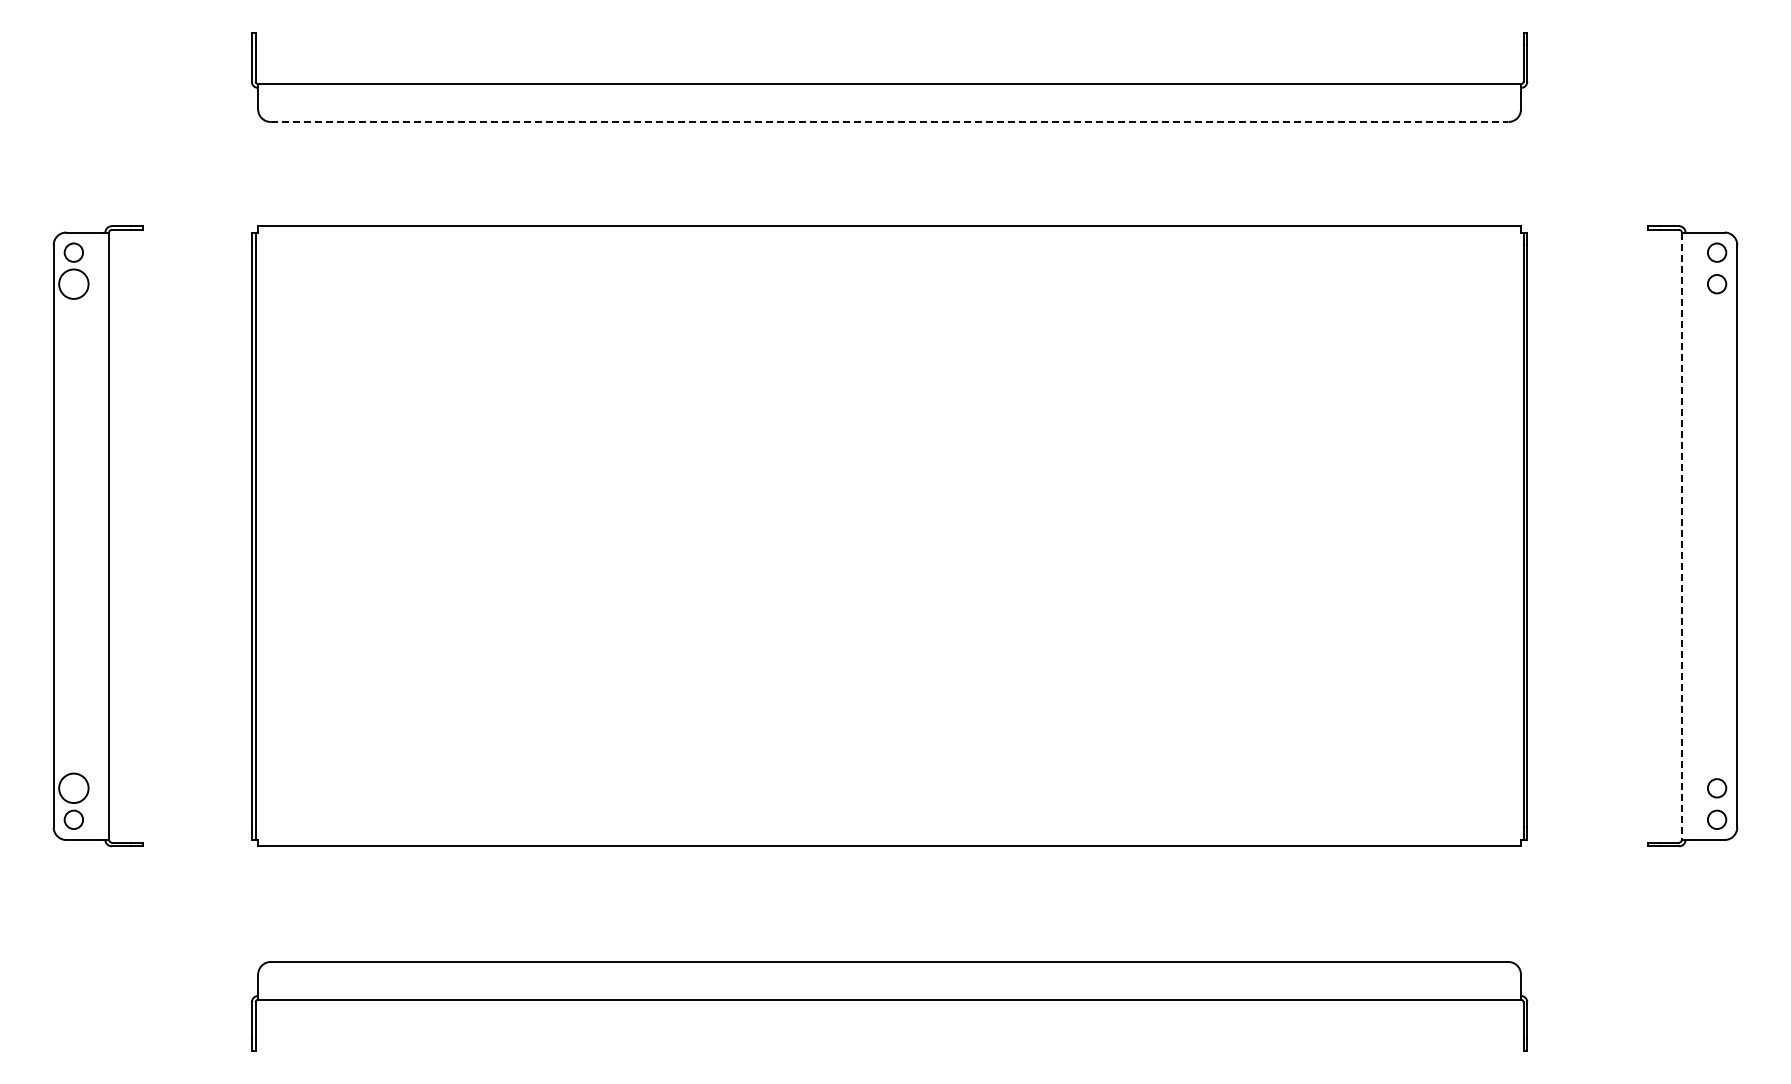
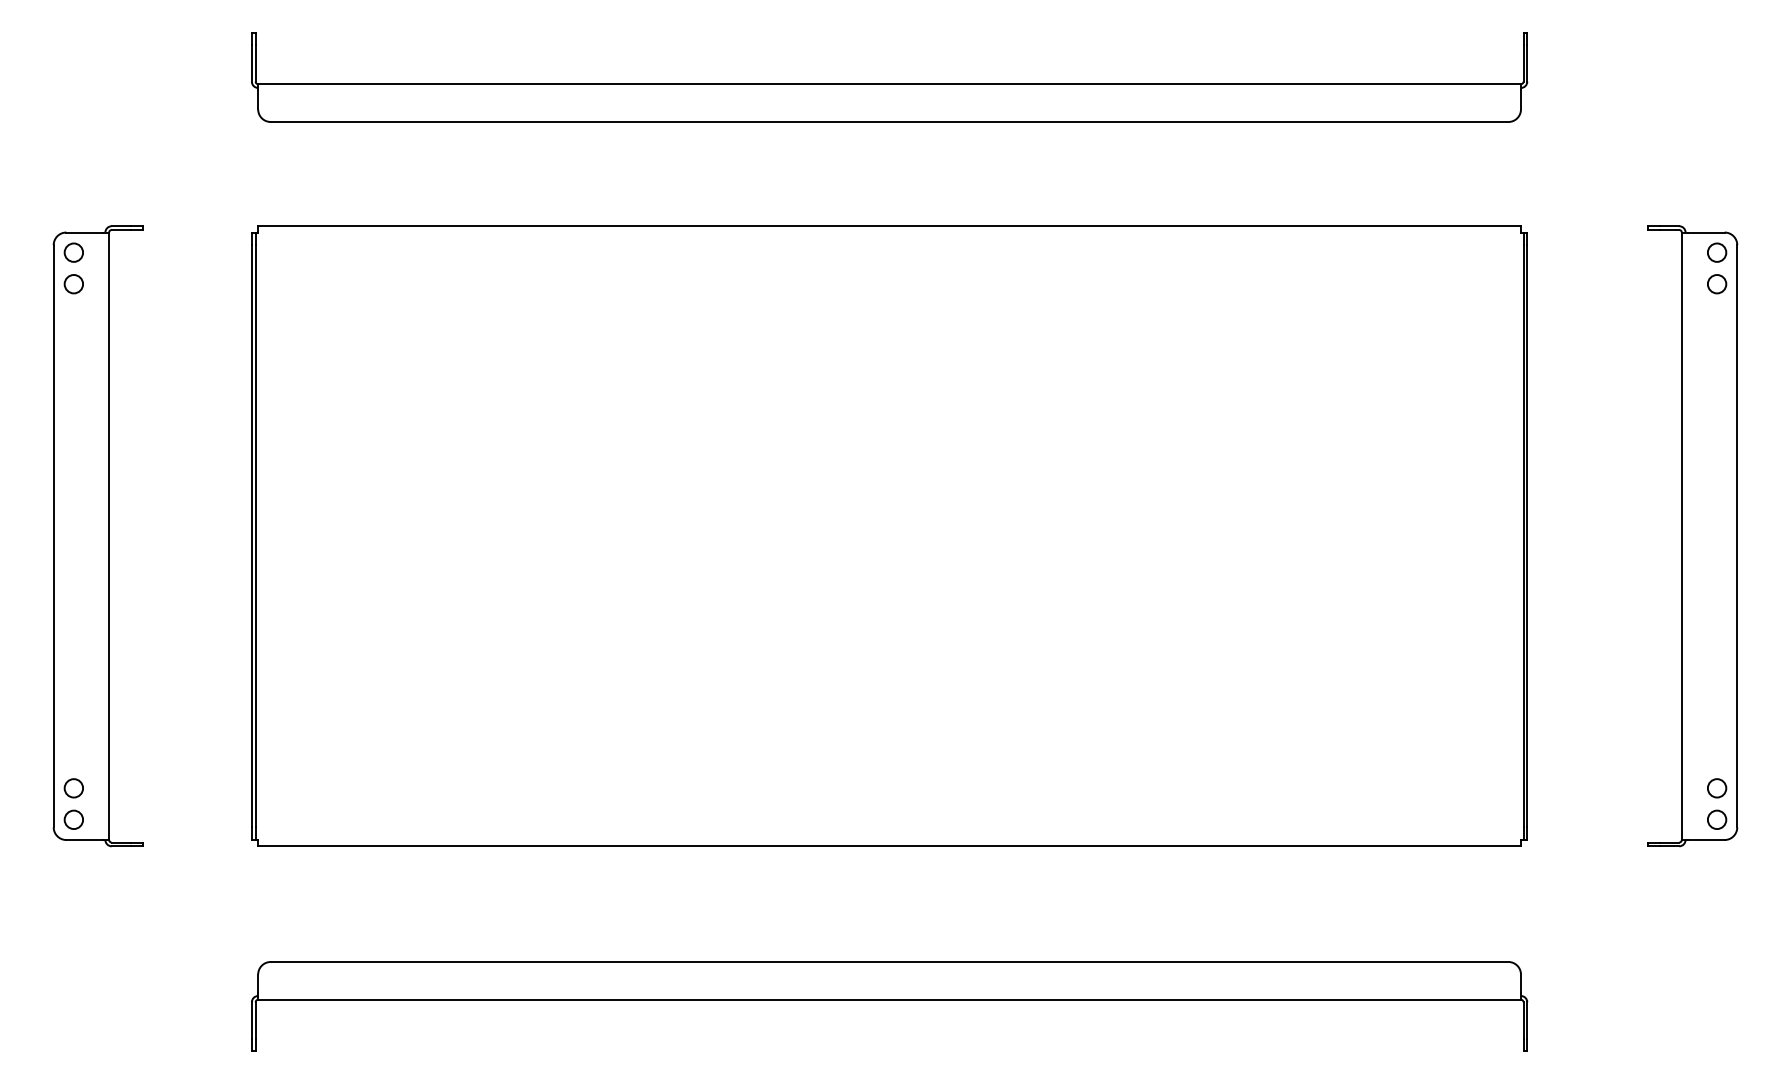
line: dashed -> solid (889, 122)
circle diameter: 29 px -> 18 px (73, 284)
line: dashed -> solid (1681, 536)
circle diameter: 29 px -> 18 px (73, 788)
